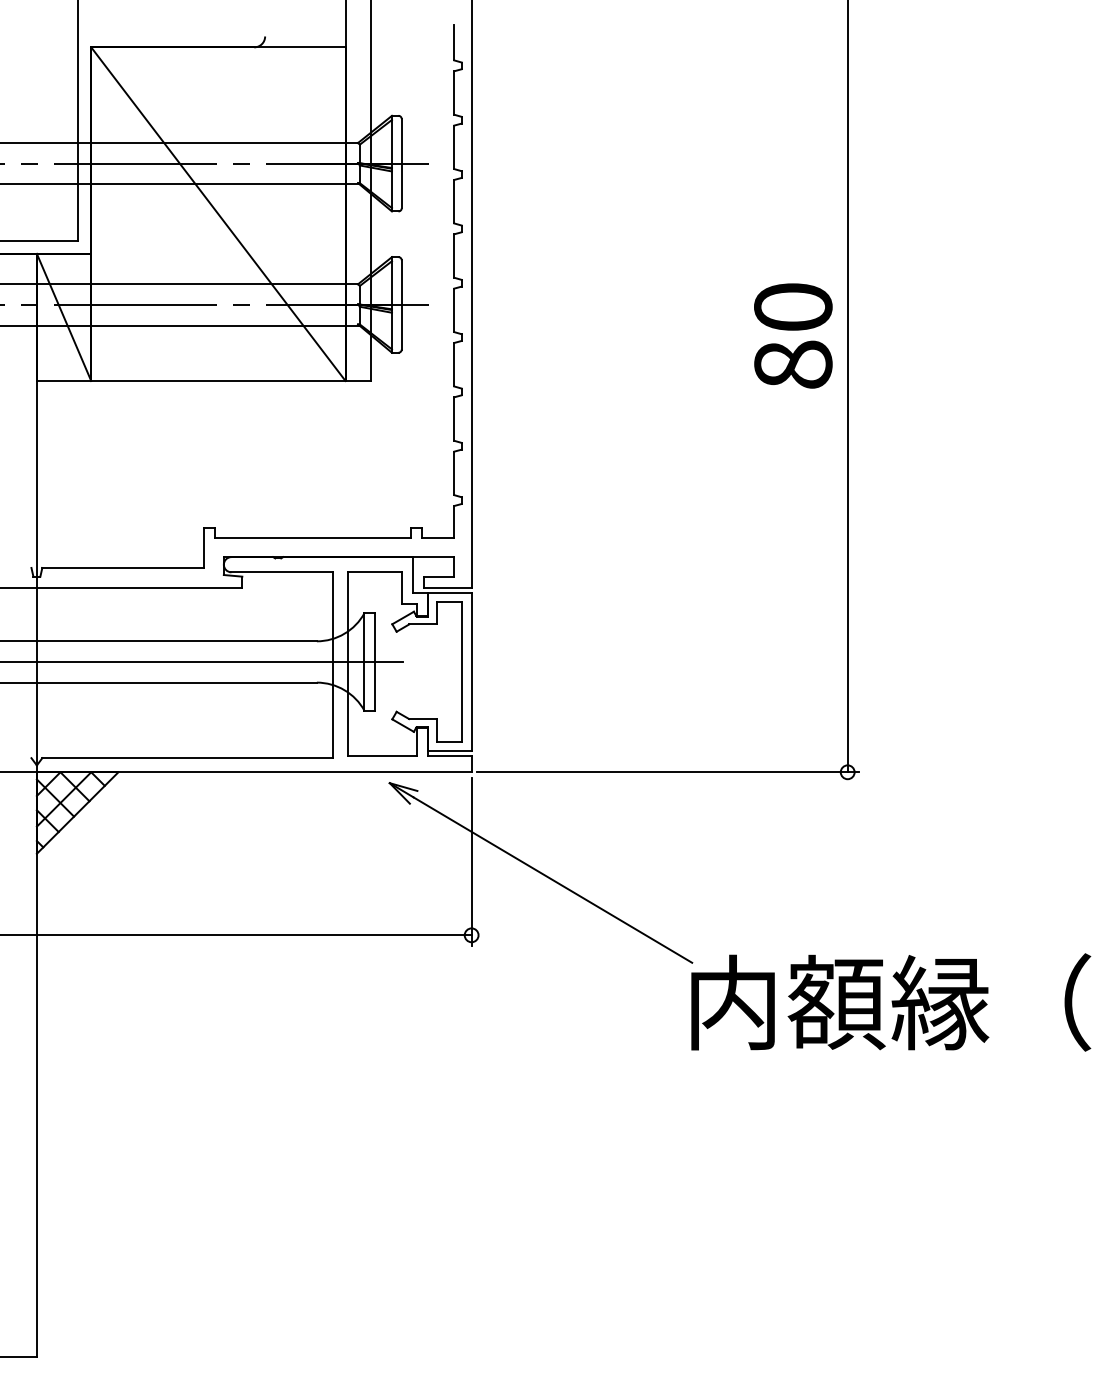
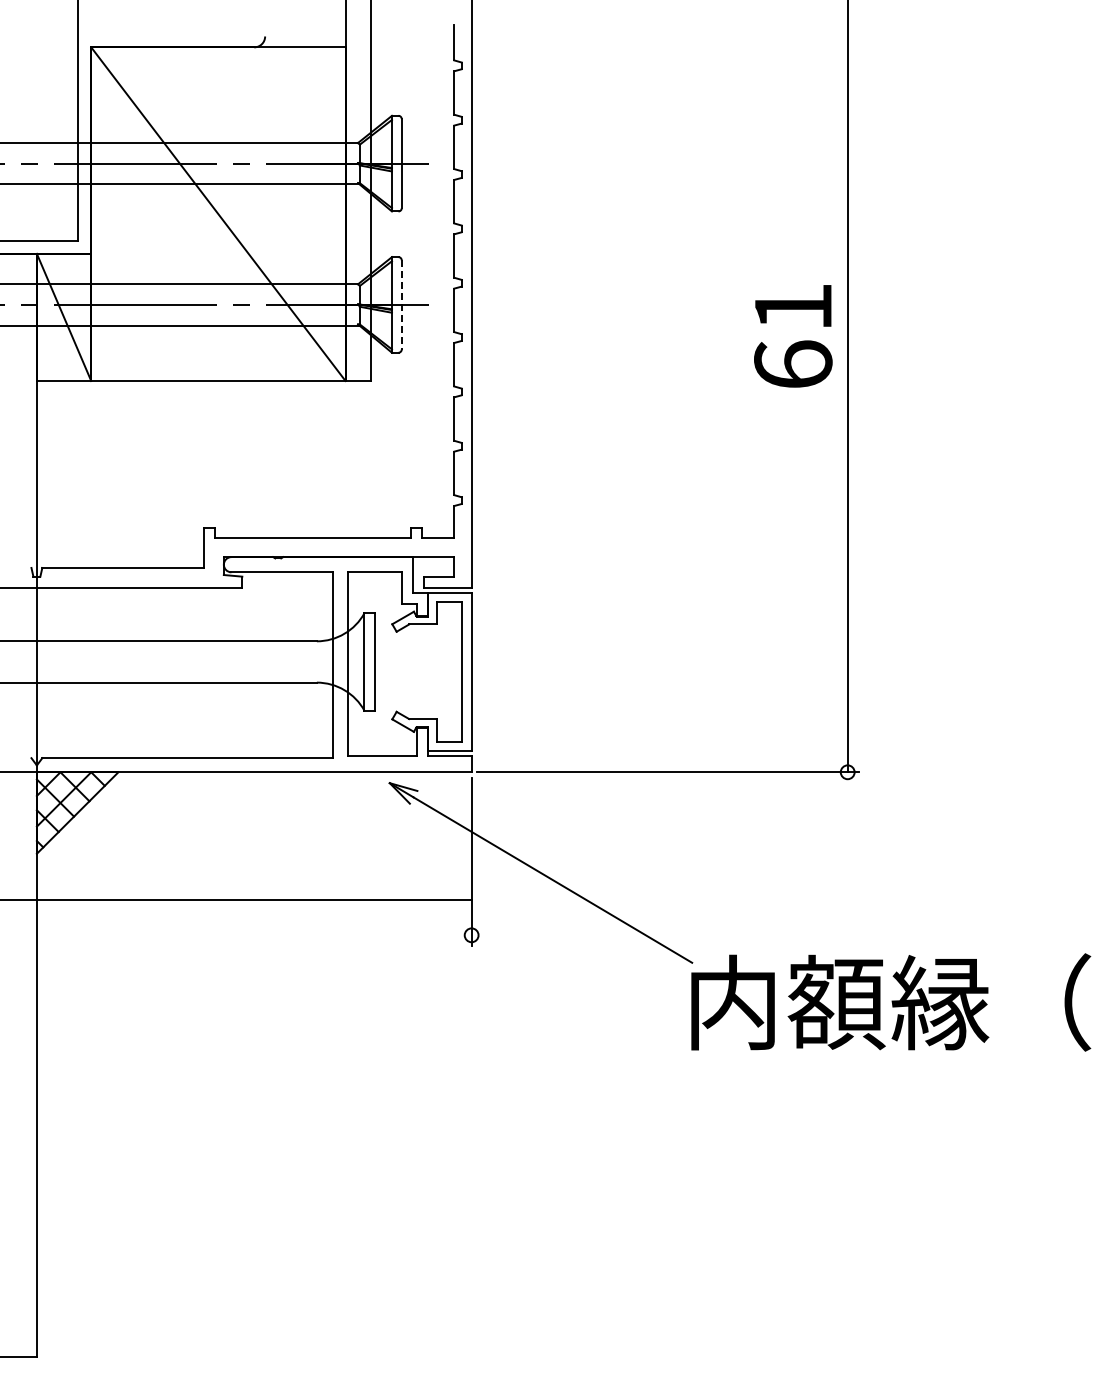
line: solid -> dashed (401, 304)
text: 80 -> 61 (793, 335)
line: present -> none (202, 661)
line position: (236, 935) -> (236, 900) (236, 900)
